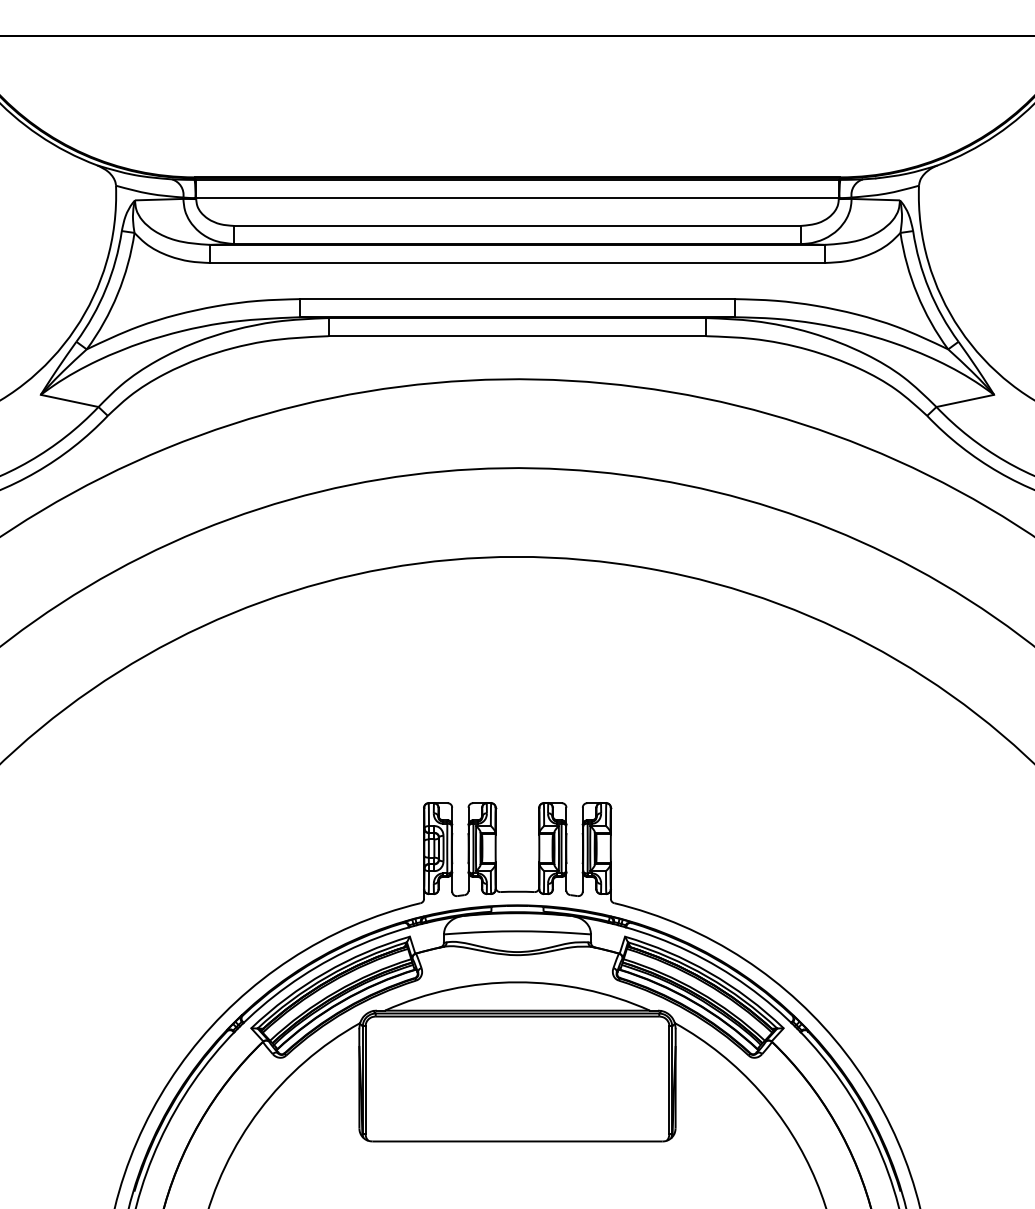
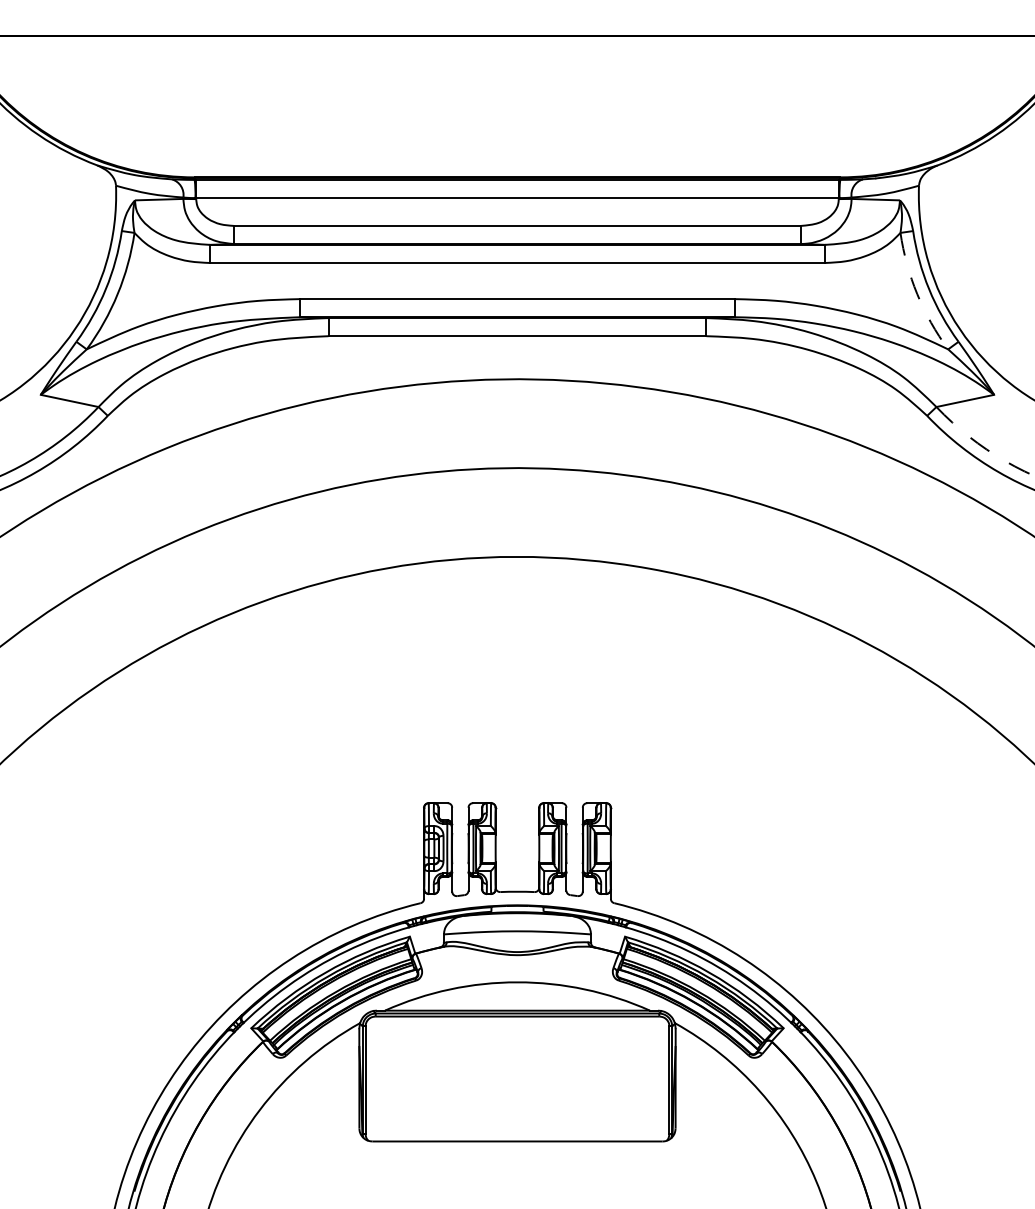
arc: solid -> dashed (917, 294)
arc: solid -> dashed (981, 446)
